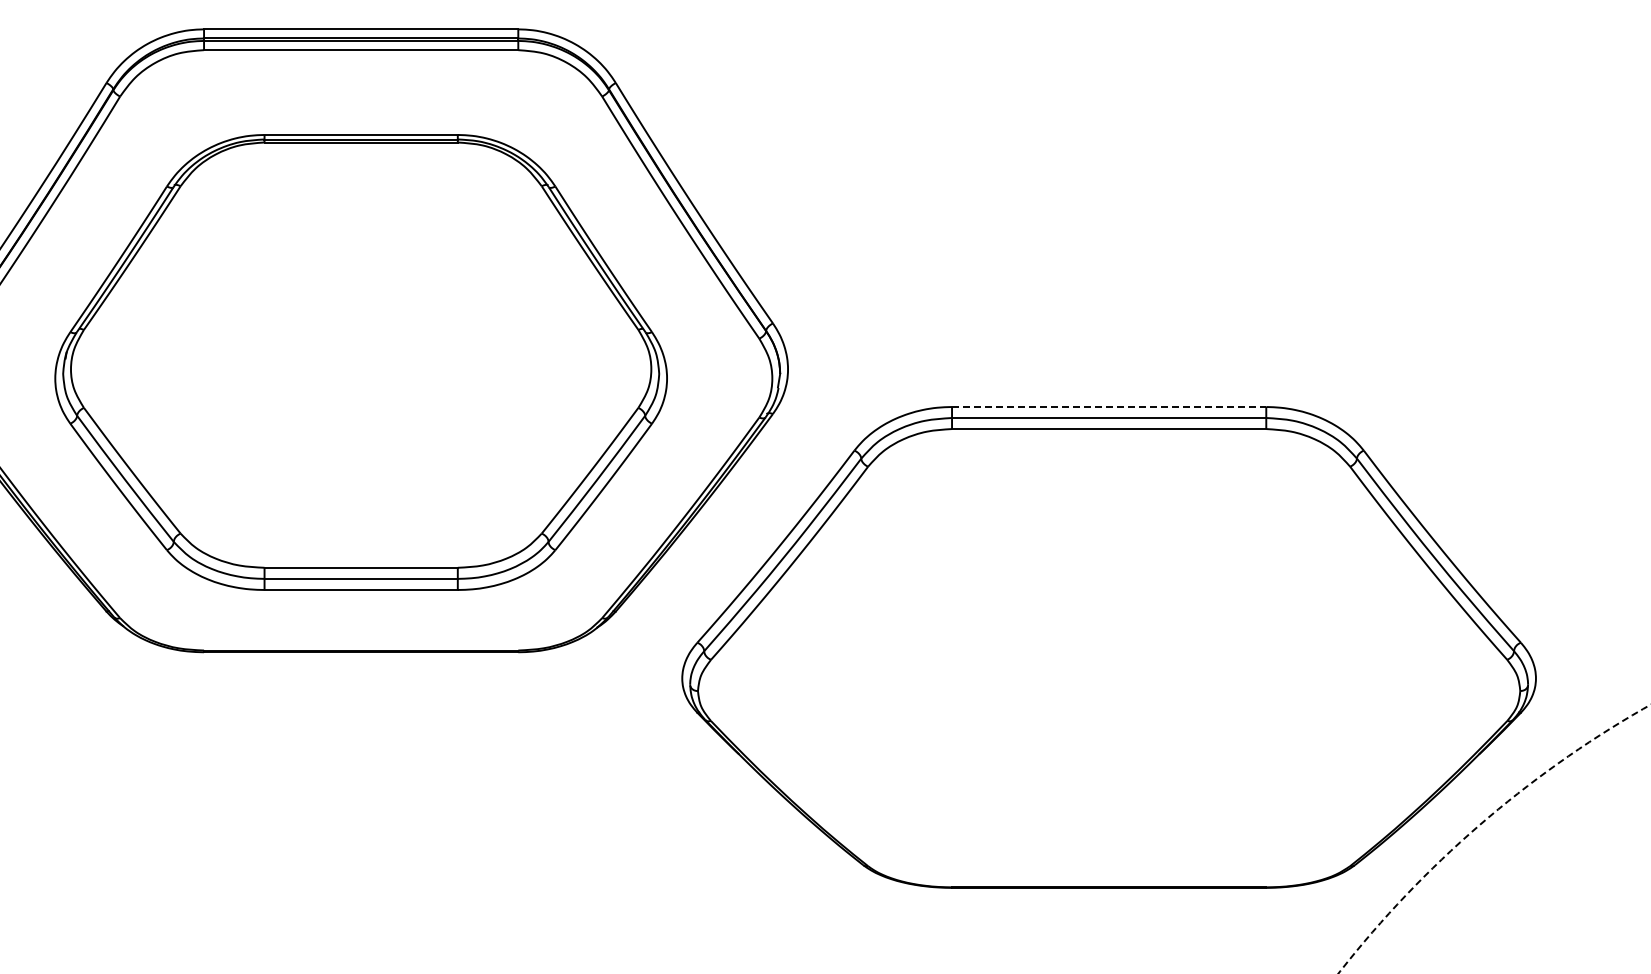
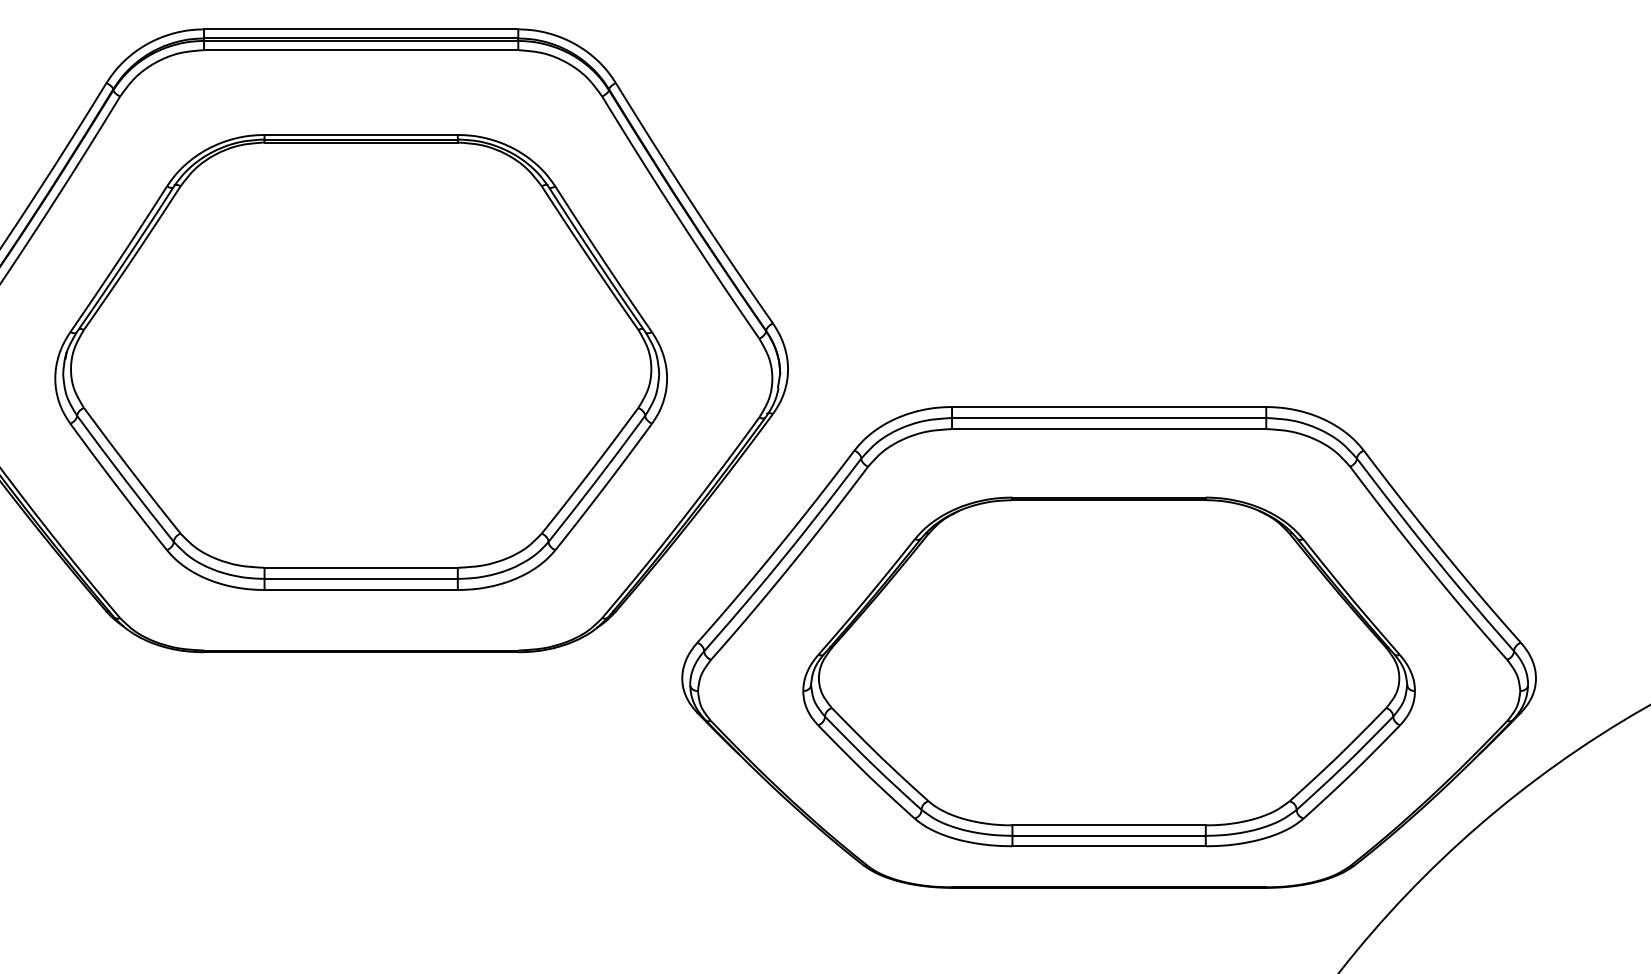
line: dashed -> solid (1109, 407)
part: none -> present (1108, 671)
circle: dashed -> solid (1494, 838)
